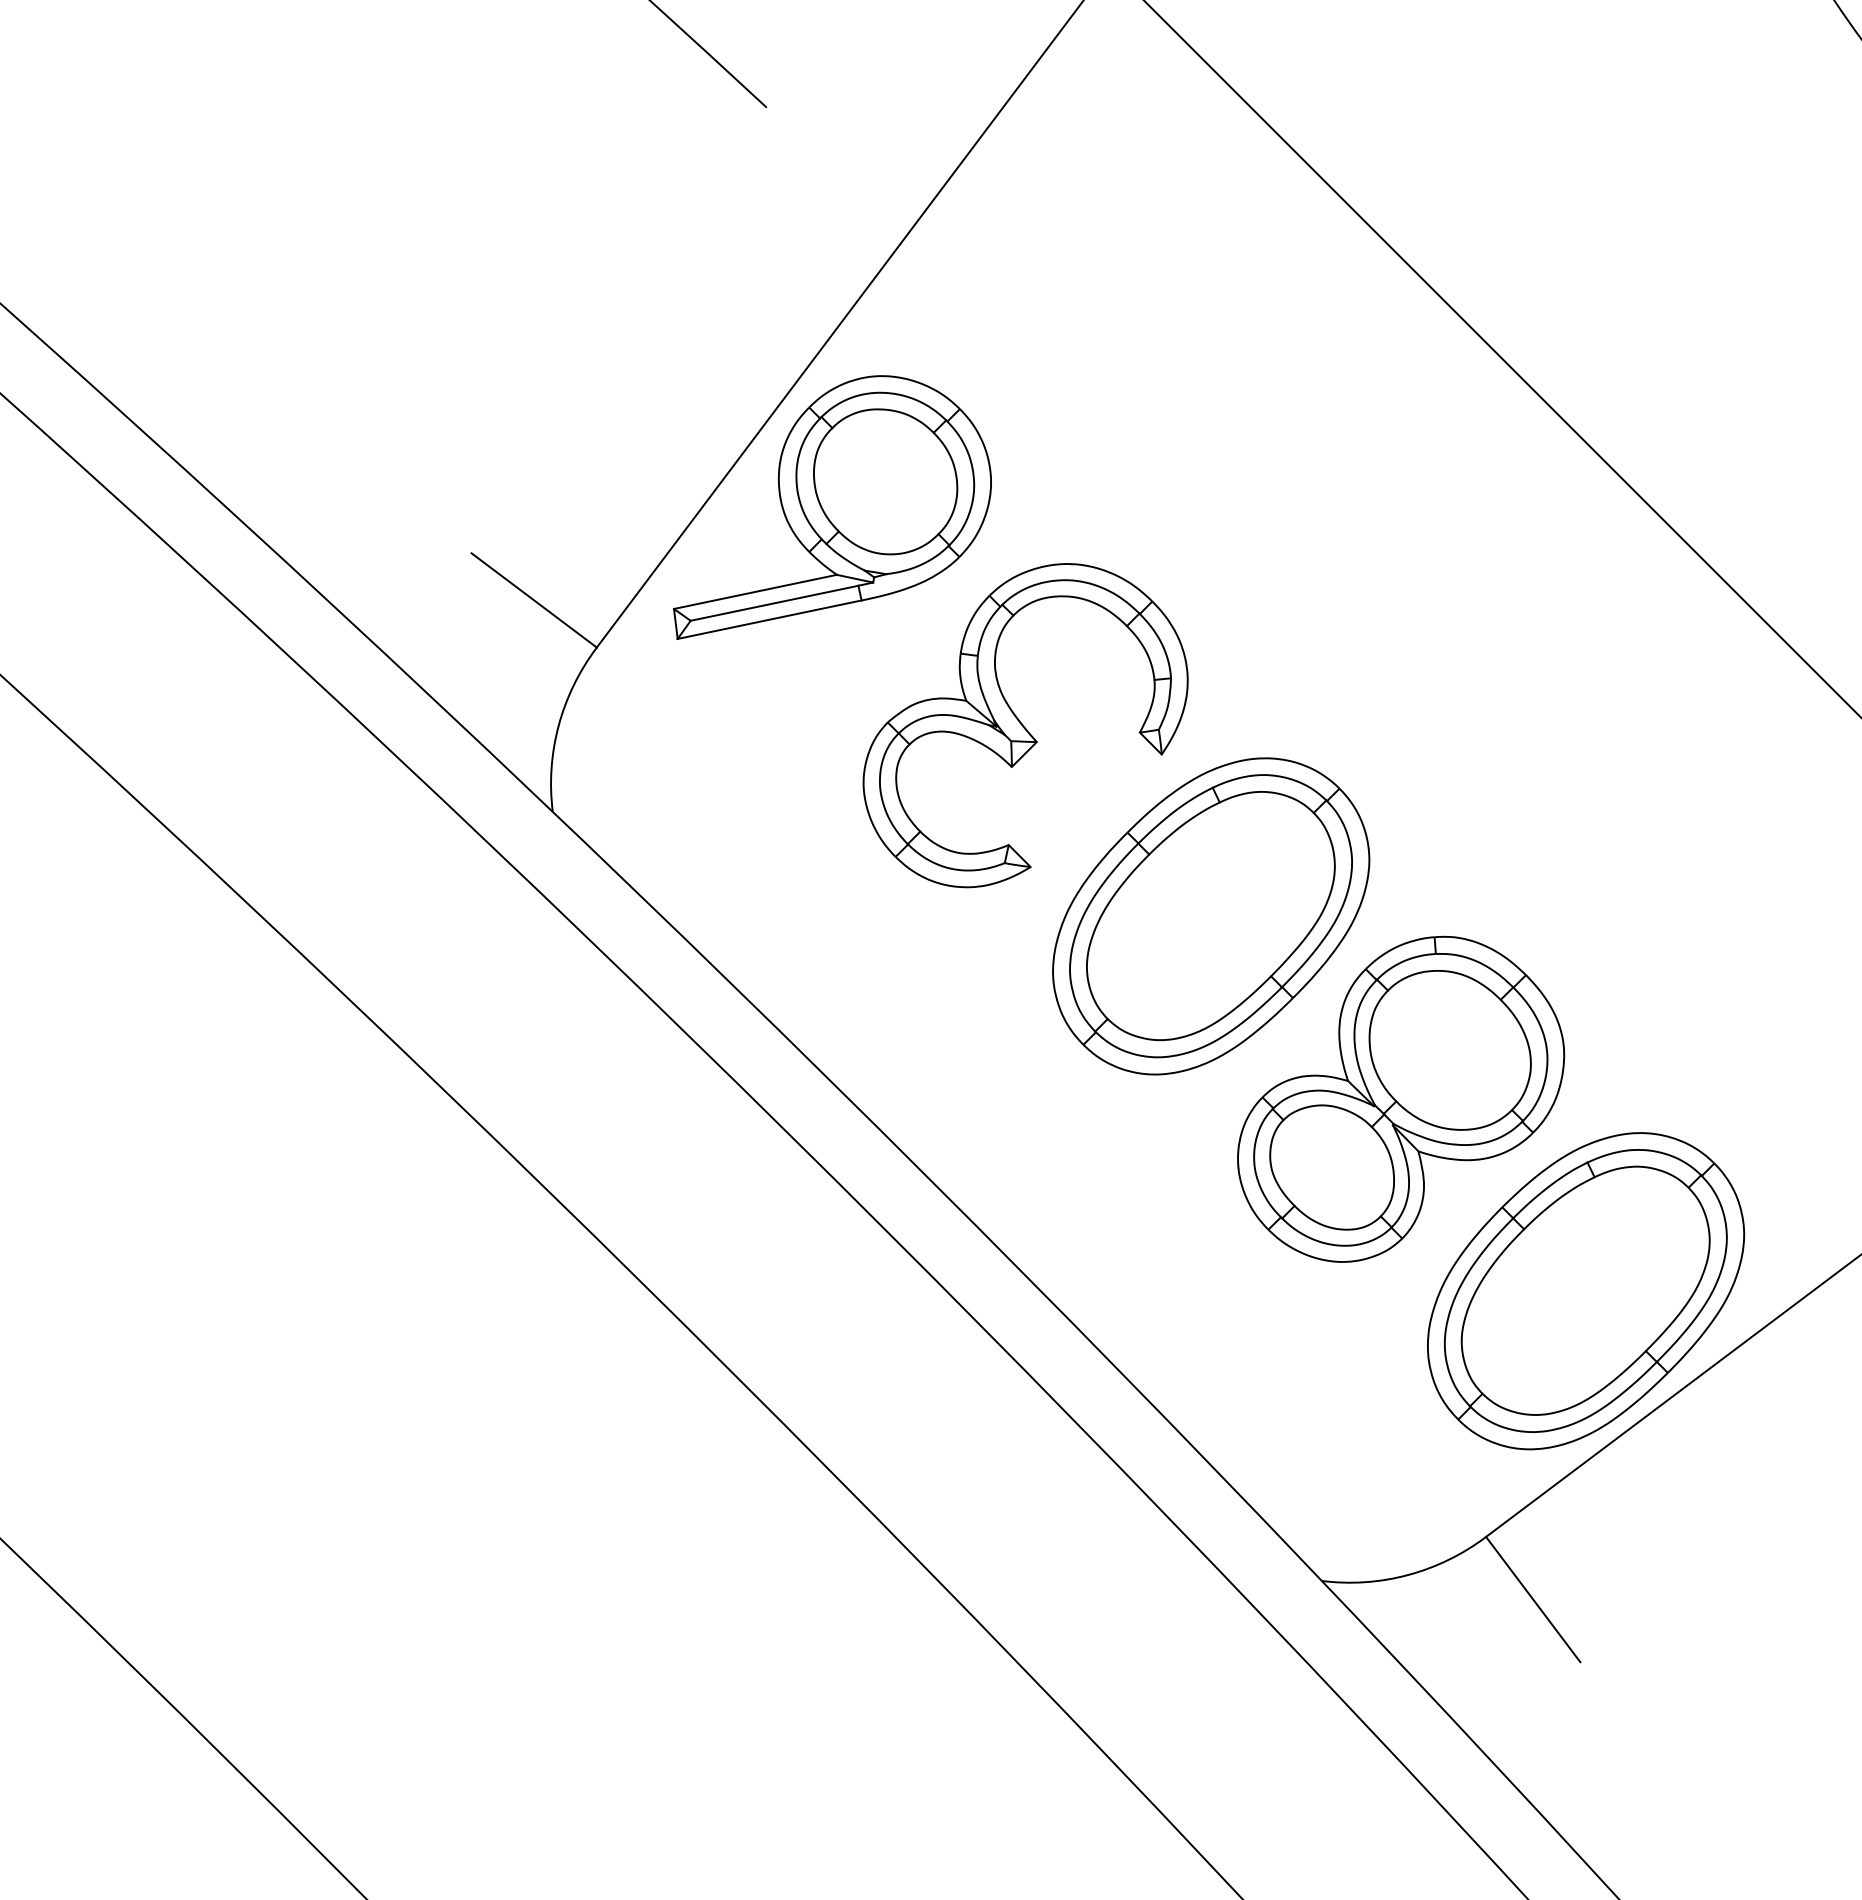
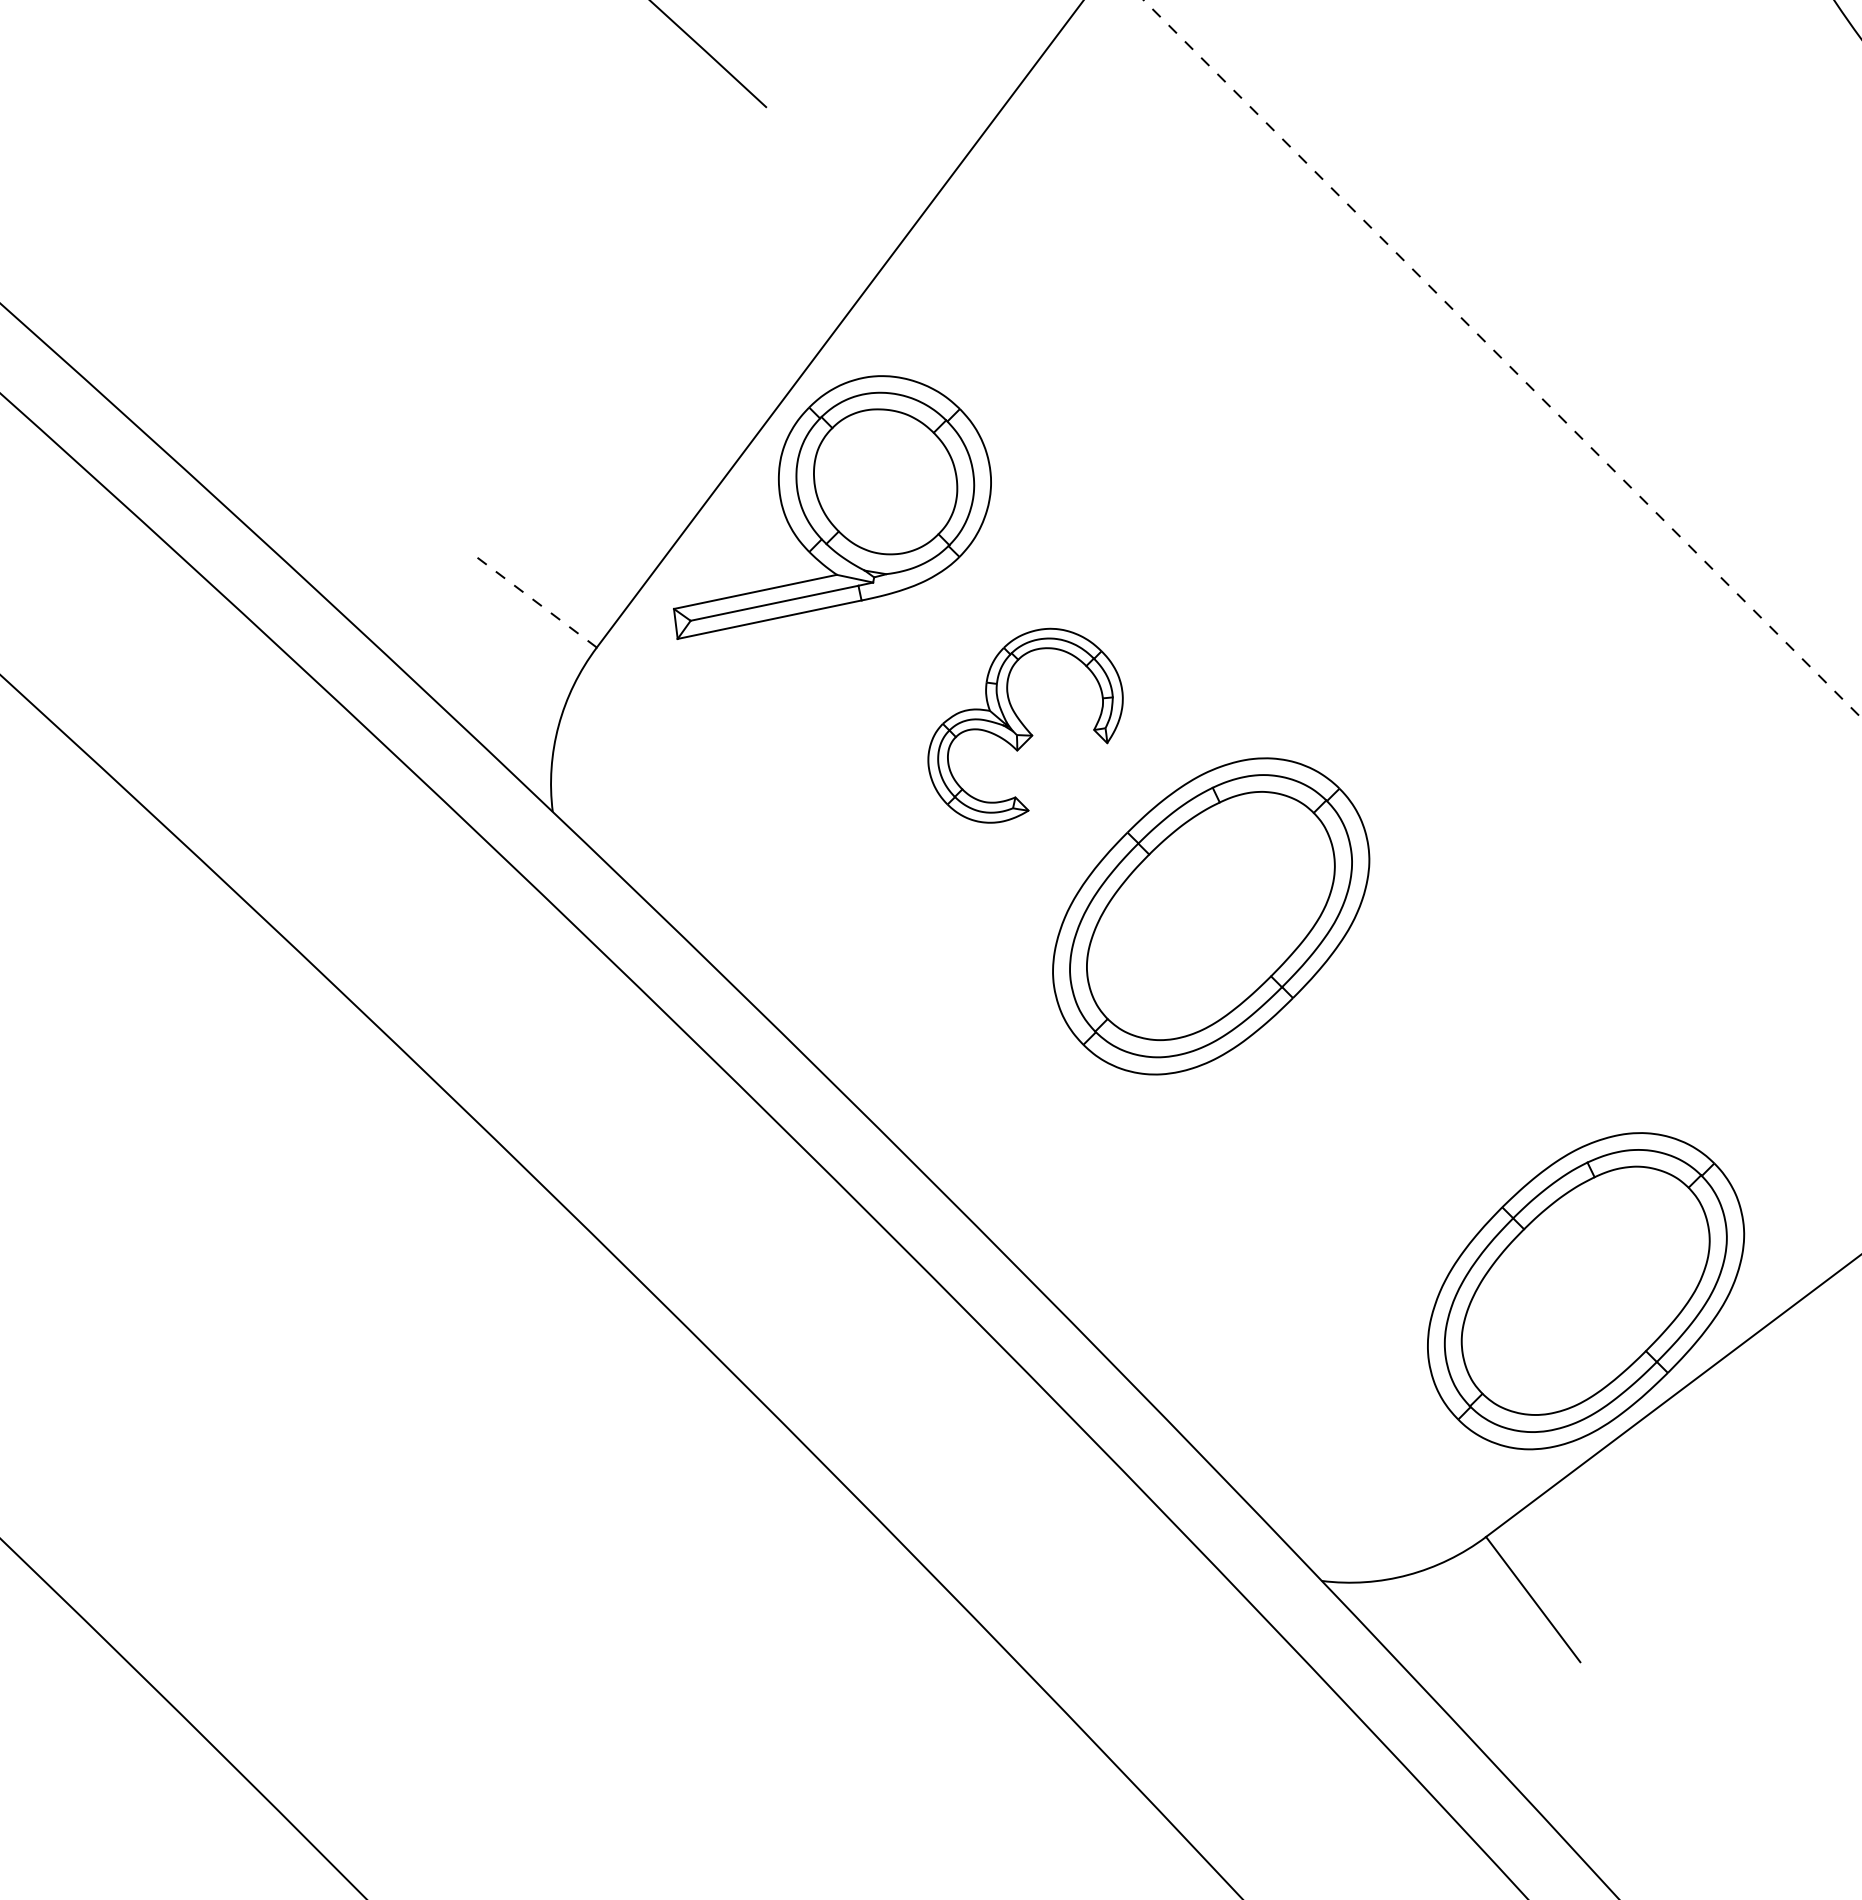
line: solid -> dashed (1502, 359)
line: solid -> dashed (533, 600)
part size: 327x326 px -> 197x197 px (1025, 725)
part: present -> none (1401, 1098)
